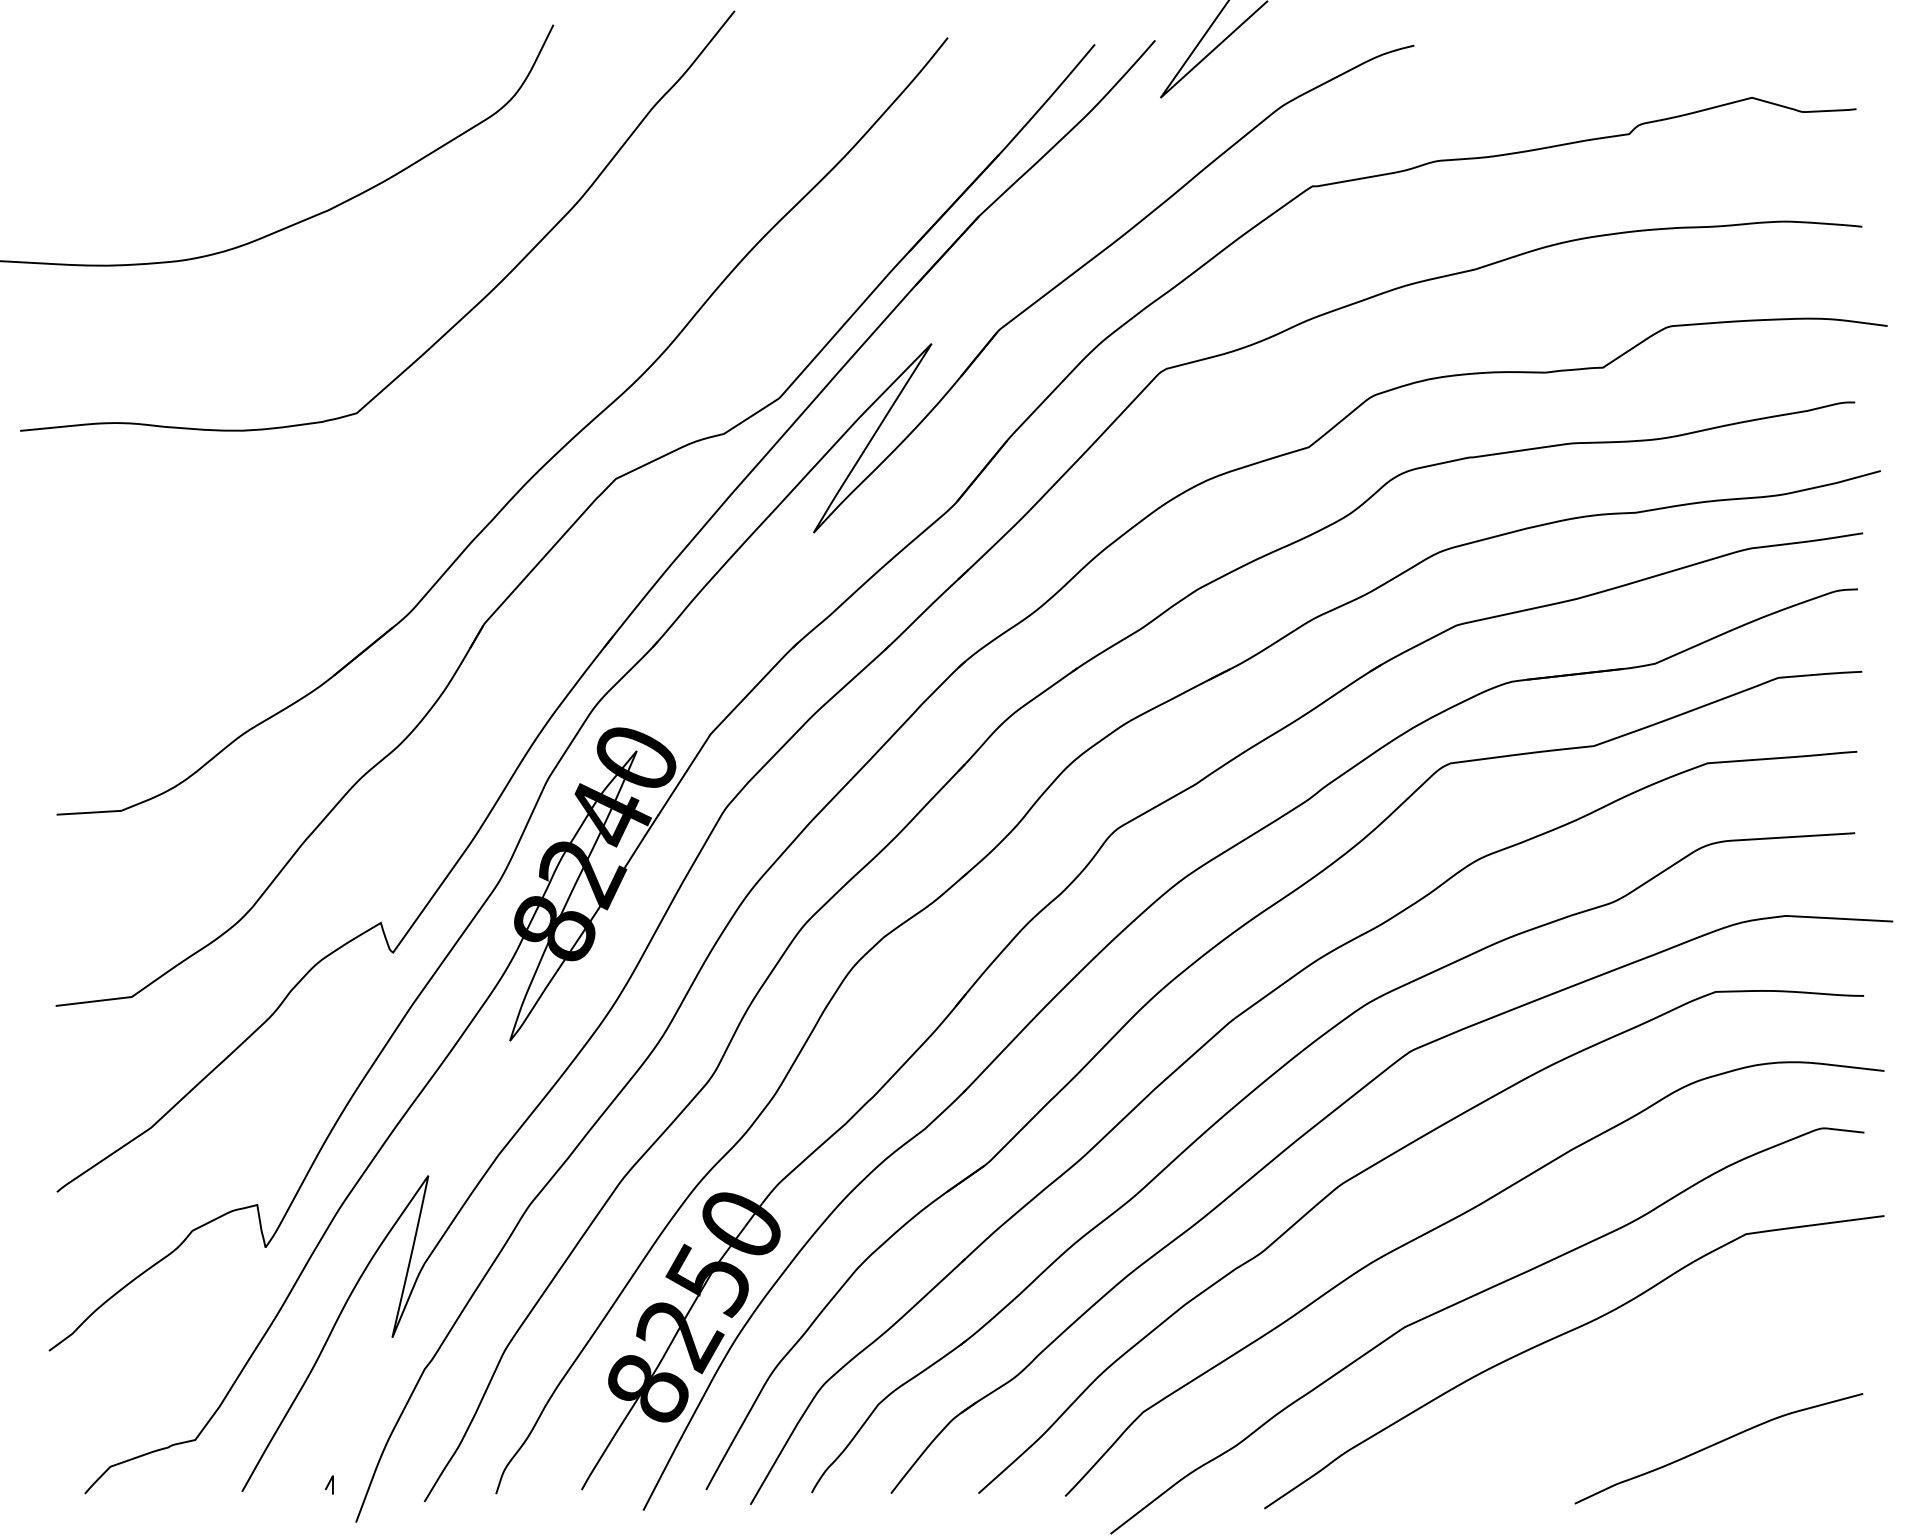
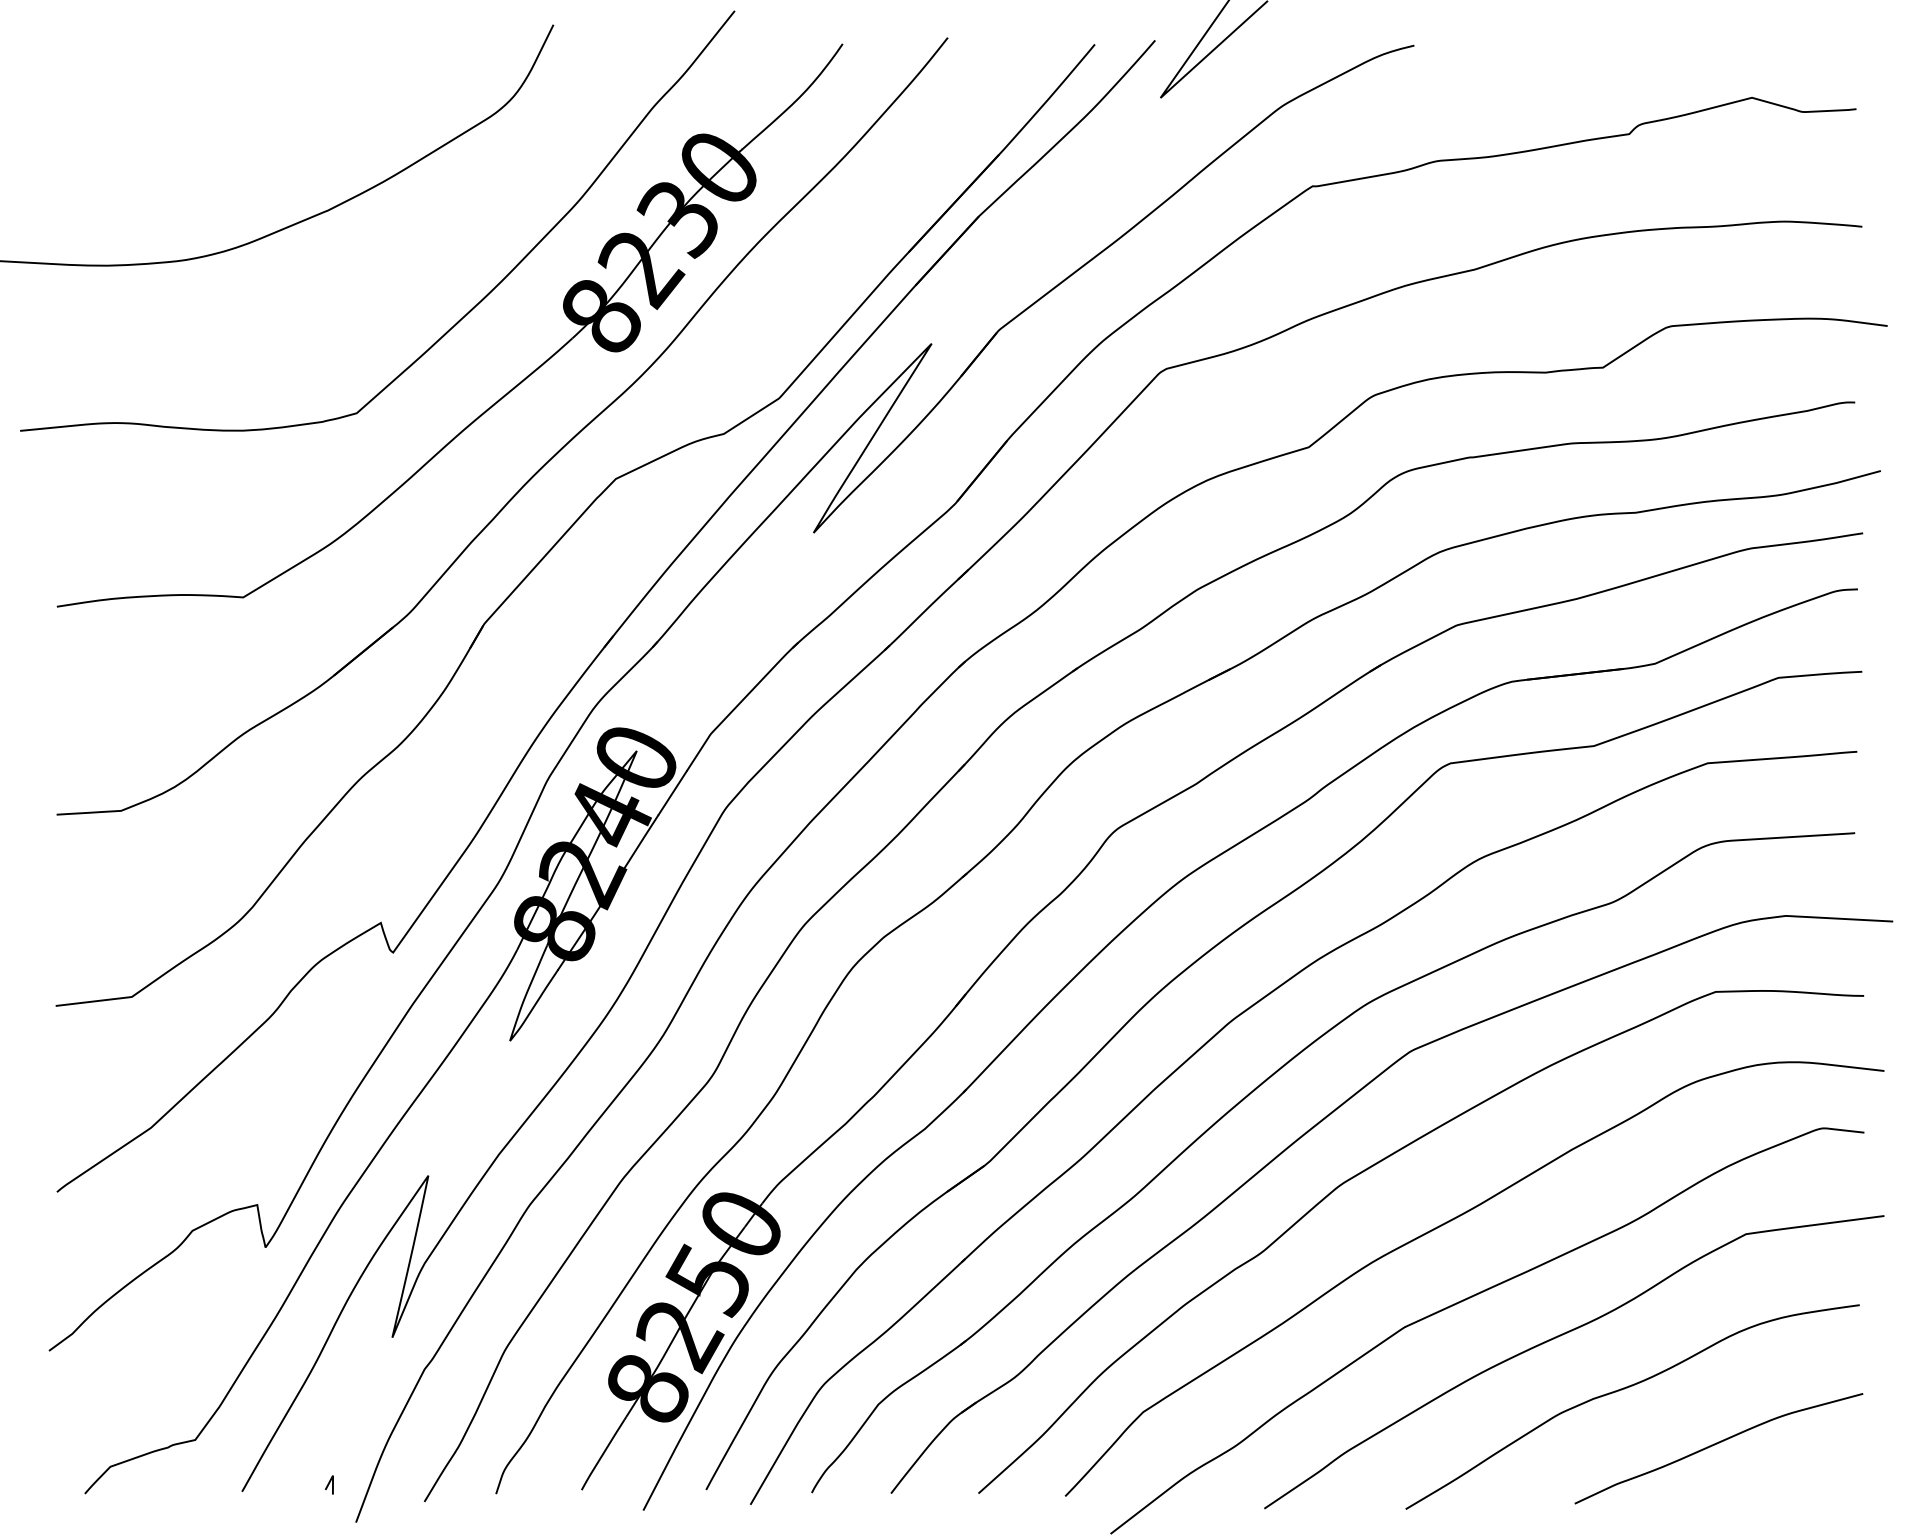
part: none -> present (504, 394)
curve: none -> present (1627, 1388)
